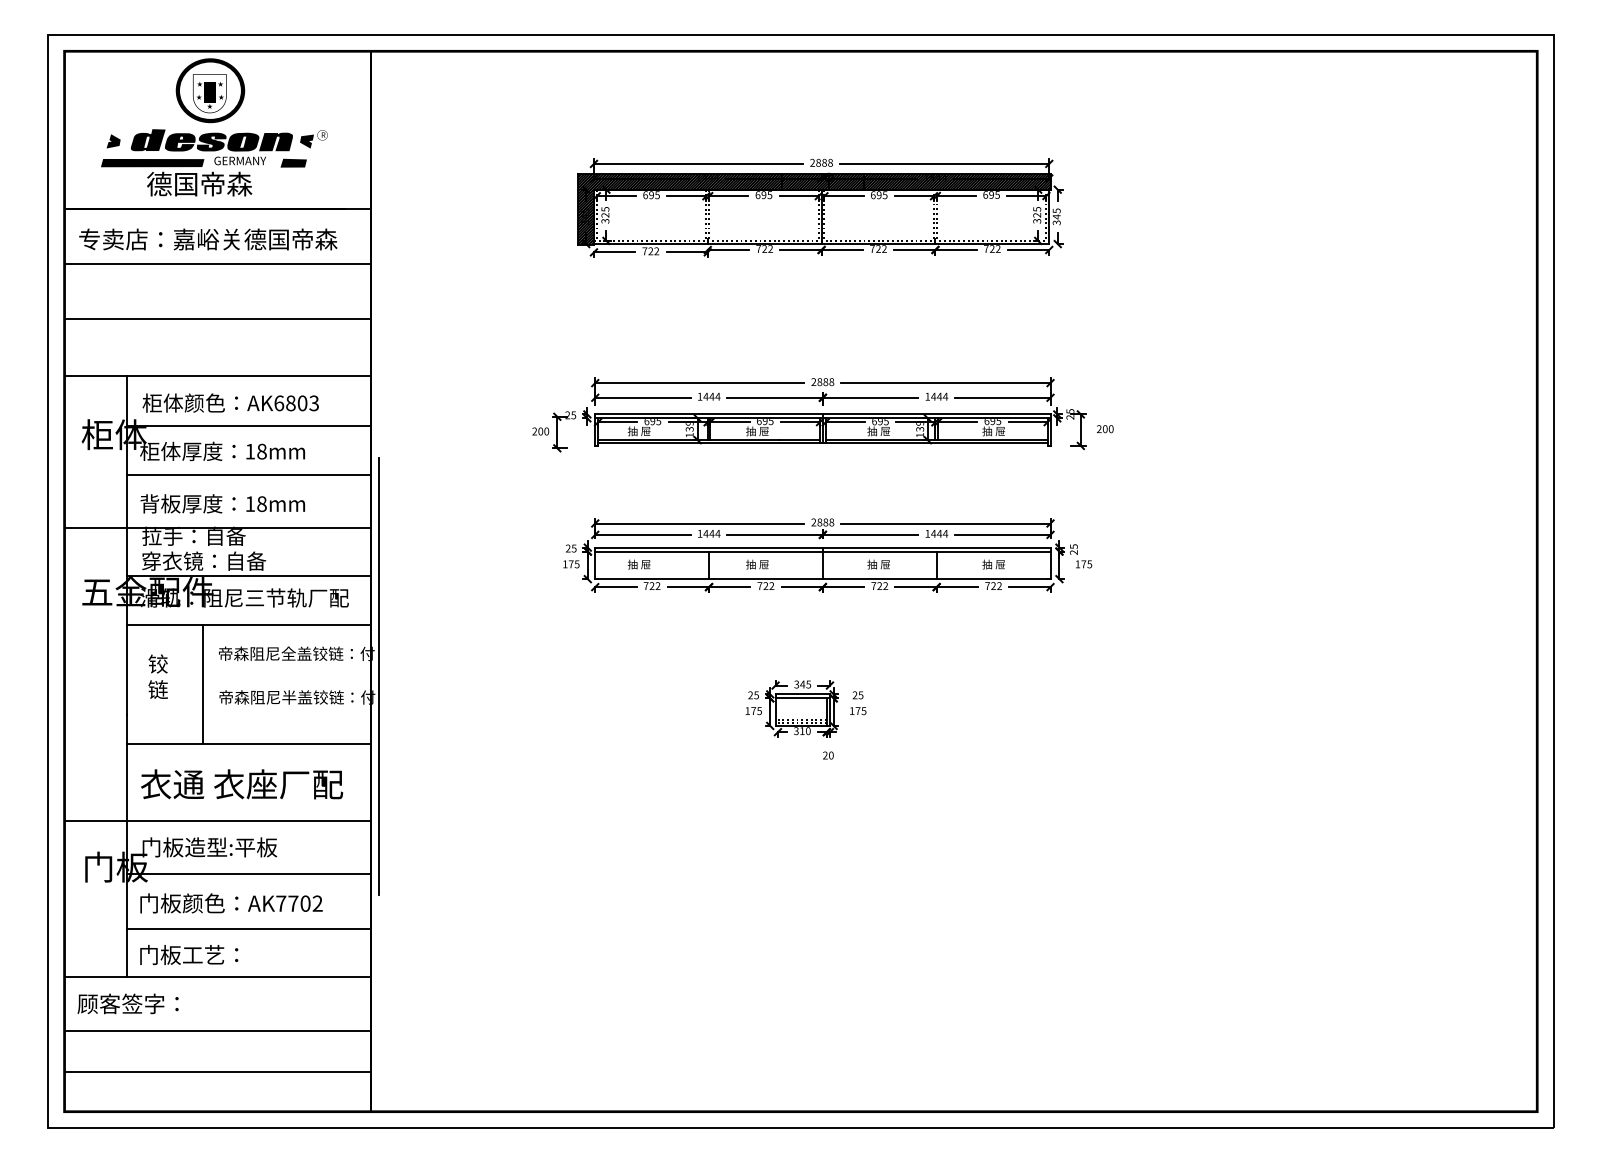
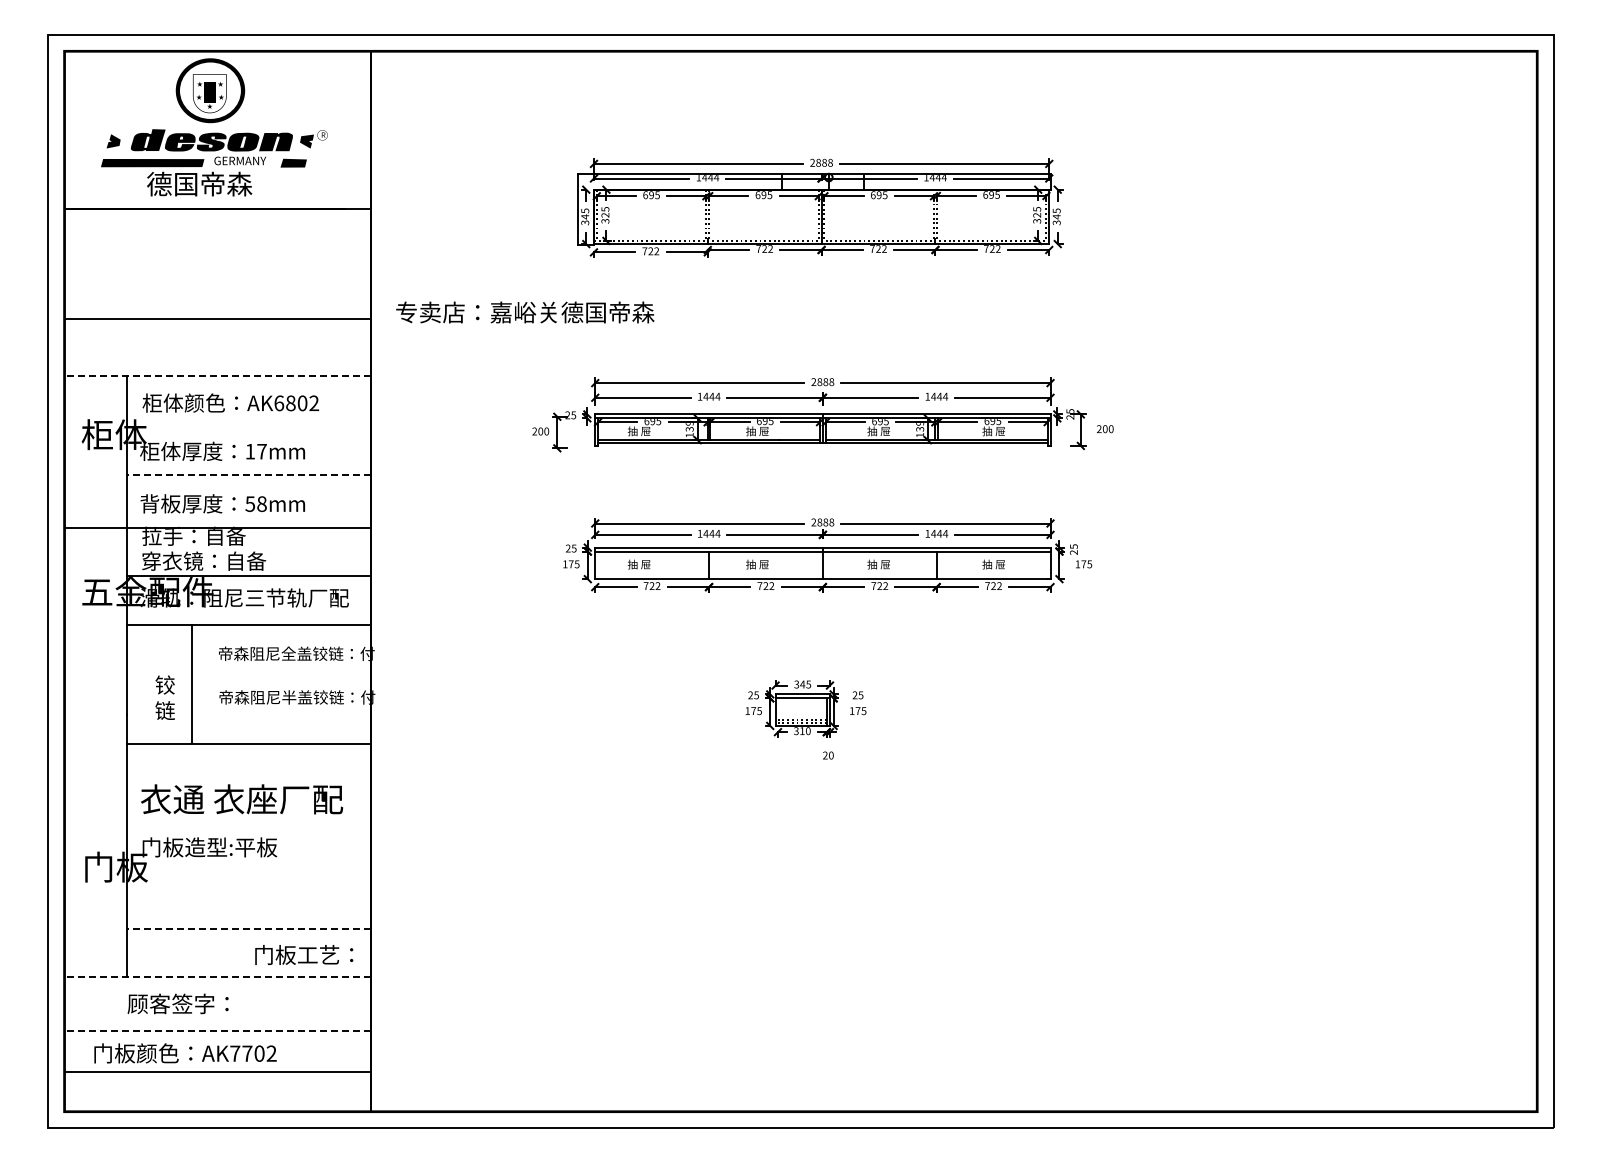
hatch: present -> none (814, 208)
text position: (208, 239) -> (525, 312) (525, 312)
line: present -> none (217, 264)
line: solid -> dashed (217, 375)
text: AK6803 -> AK6802 (314, 403)
line: present -> none (249, 426)
text: 18mm -> 17mm (261, 451)
line: solid -> dashed (249, 475)
text: 18mm -> 58mm (250, 504)
line: present -> none (378, 675)
text position: (157, 676) -> (164, 697) (164, 697)
line position: (203, 683) -> (192, 683) (192, 683)
text position: (242, 784) -> (242, 799) (242, 799)
line: present -> none (217, 821)
line: present -> none (249, 873)
text position: (231, 903) -> (185, 1053) (185, 1053)
line: solid -> dashed (249, 928)
text position: (189, 954) -> (304, 954) (304, 954)
line: solid -> dashed (217, 977)
text position: (127, 1003) -> (177, 1003) (177, 1003)
line: solid -> dashed (217, 1030)
